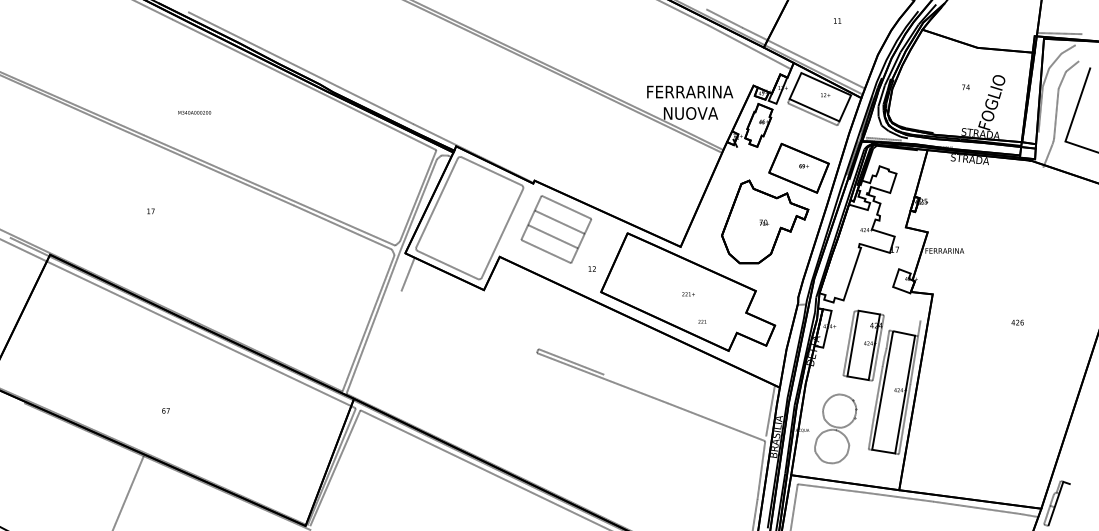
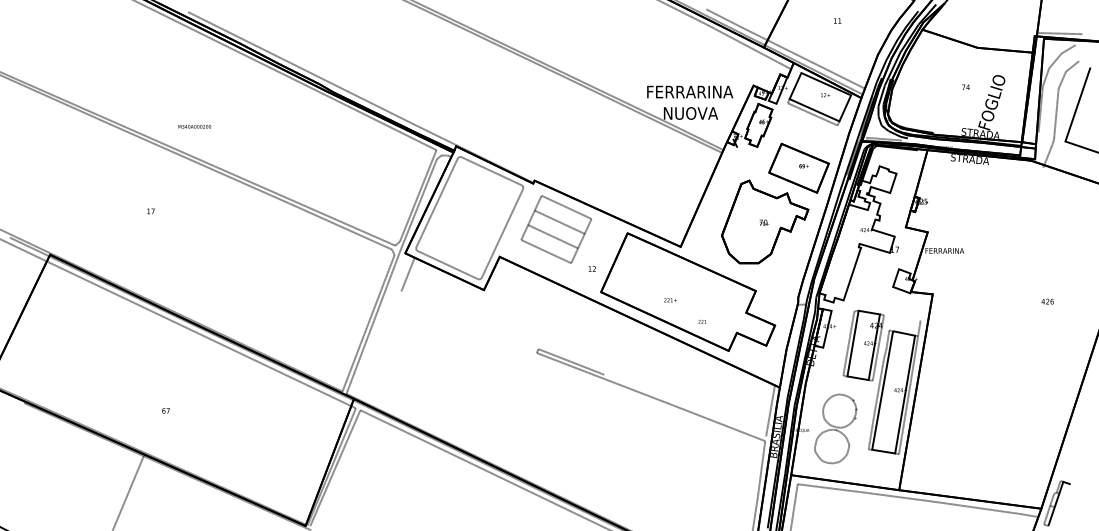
text position: (194, 112) -> (194, 126) (194, 126)
text position: (688, 294) -> (670, 300) (670, 300)
text position: (1017, 322) -> (1047, 301) (1047, 301)
